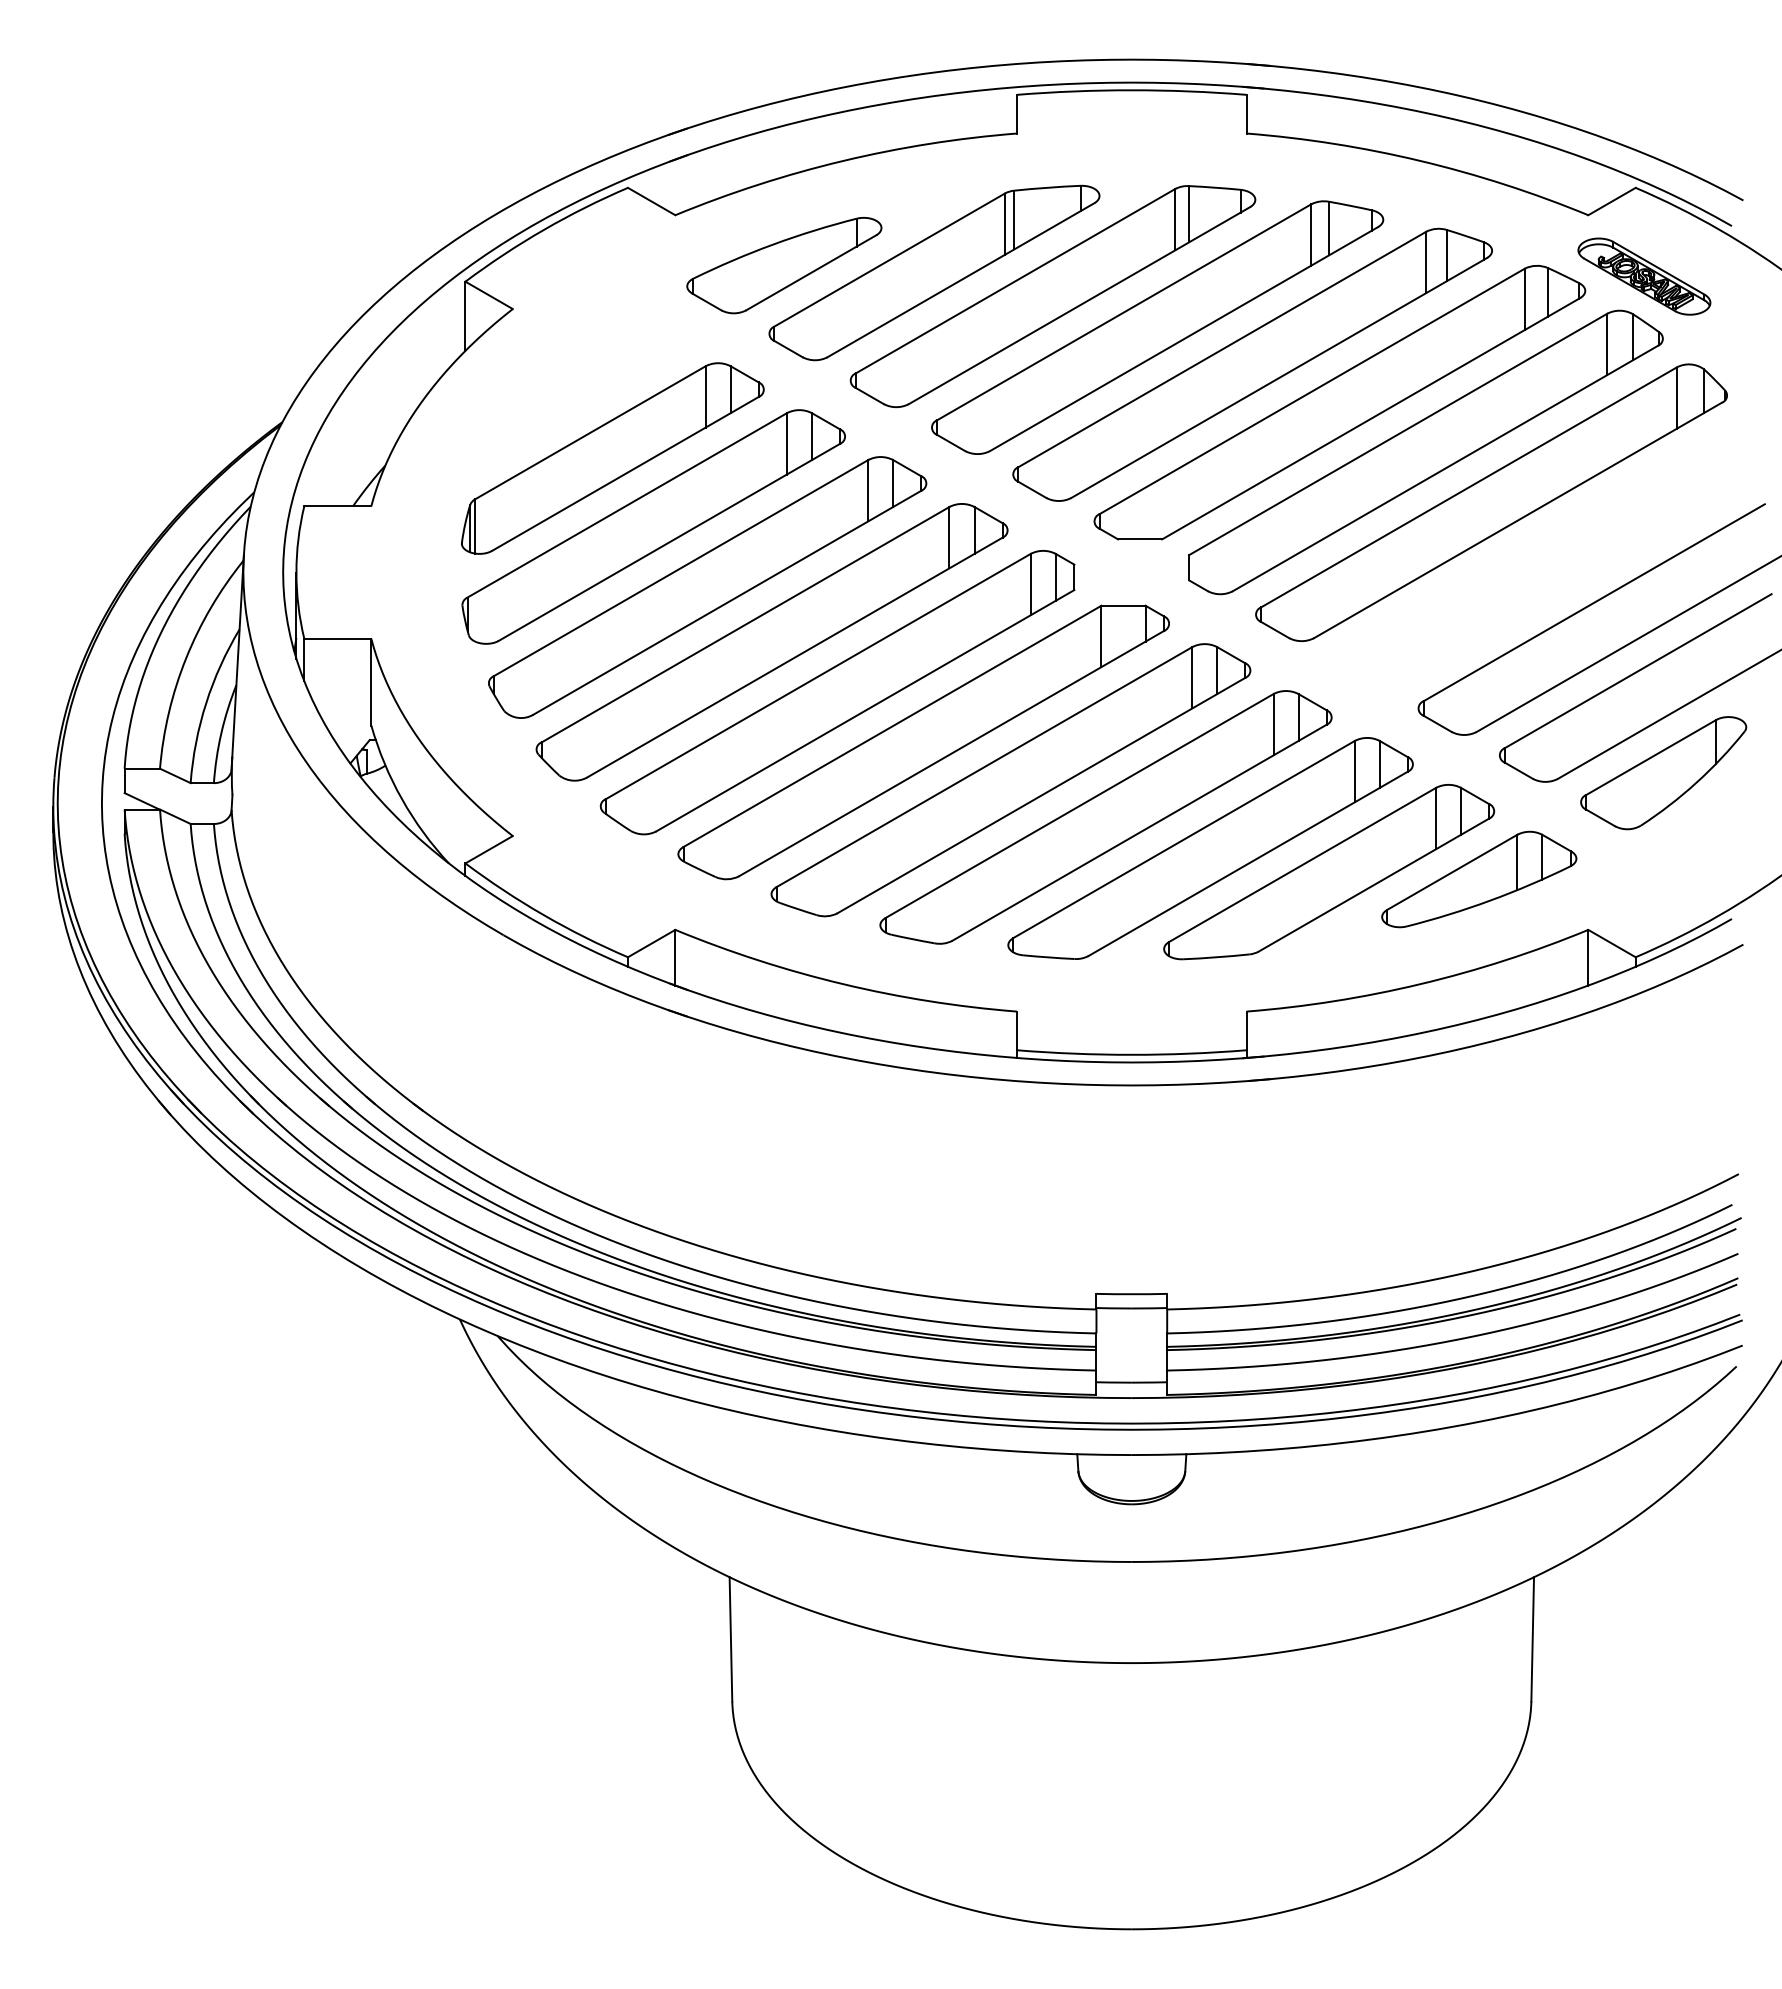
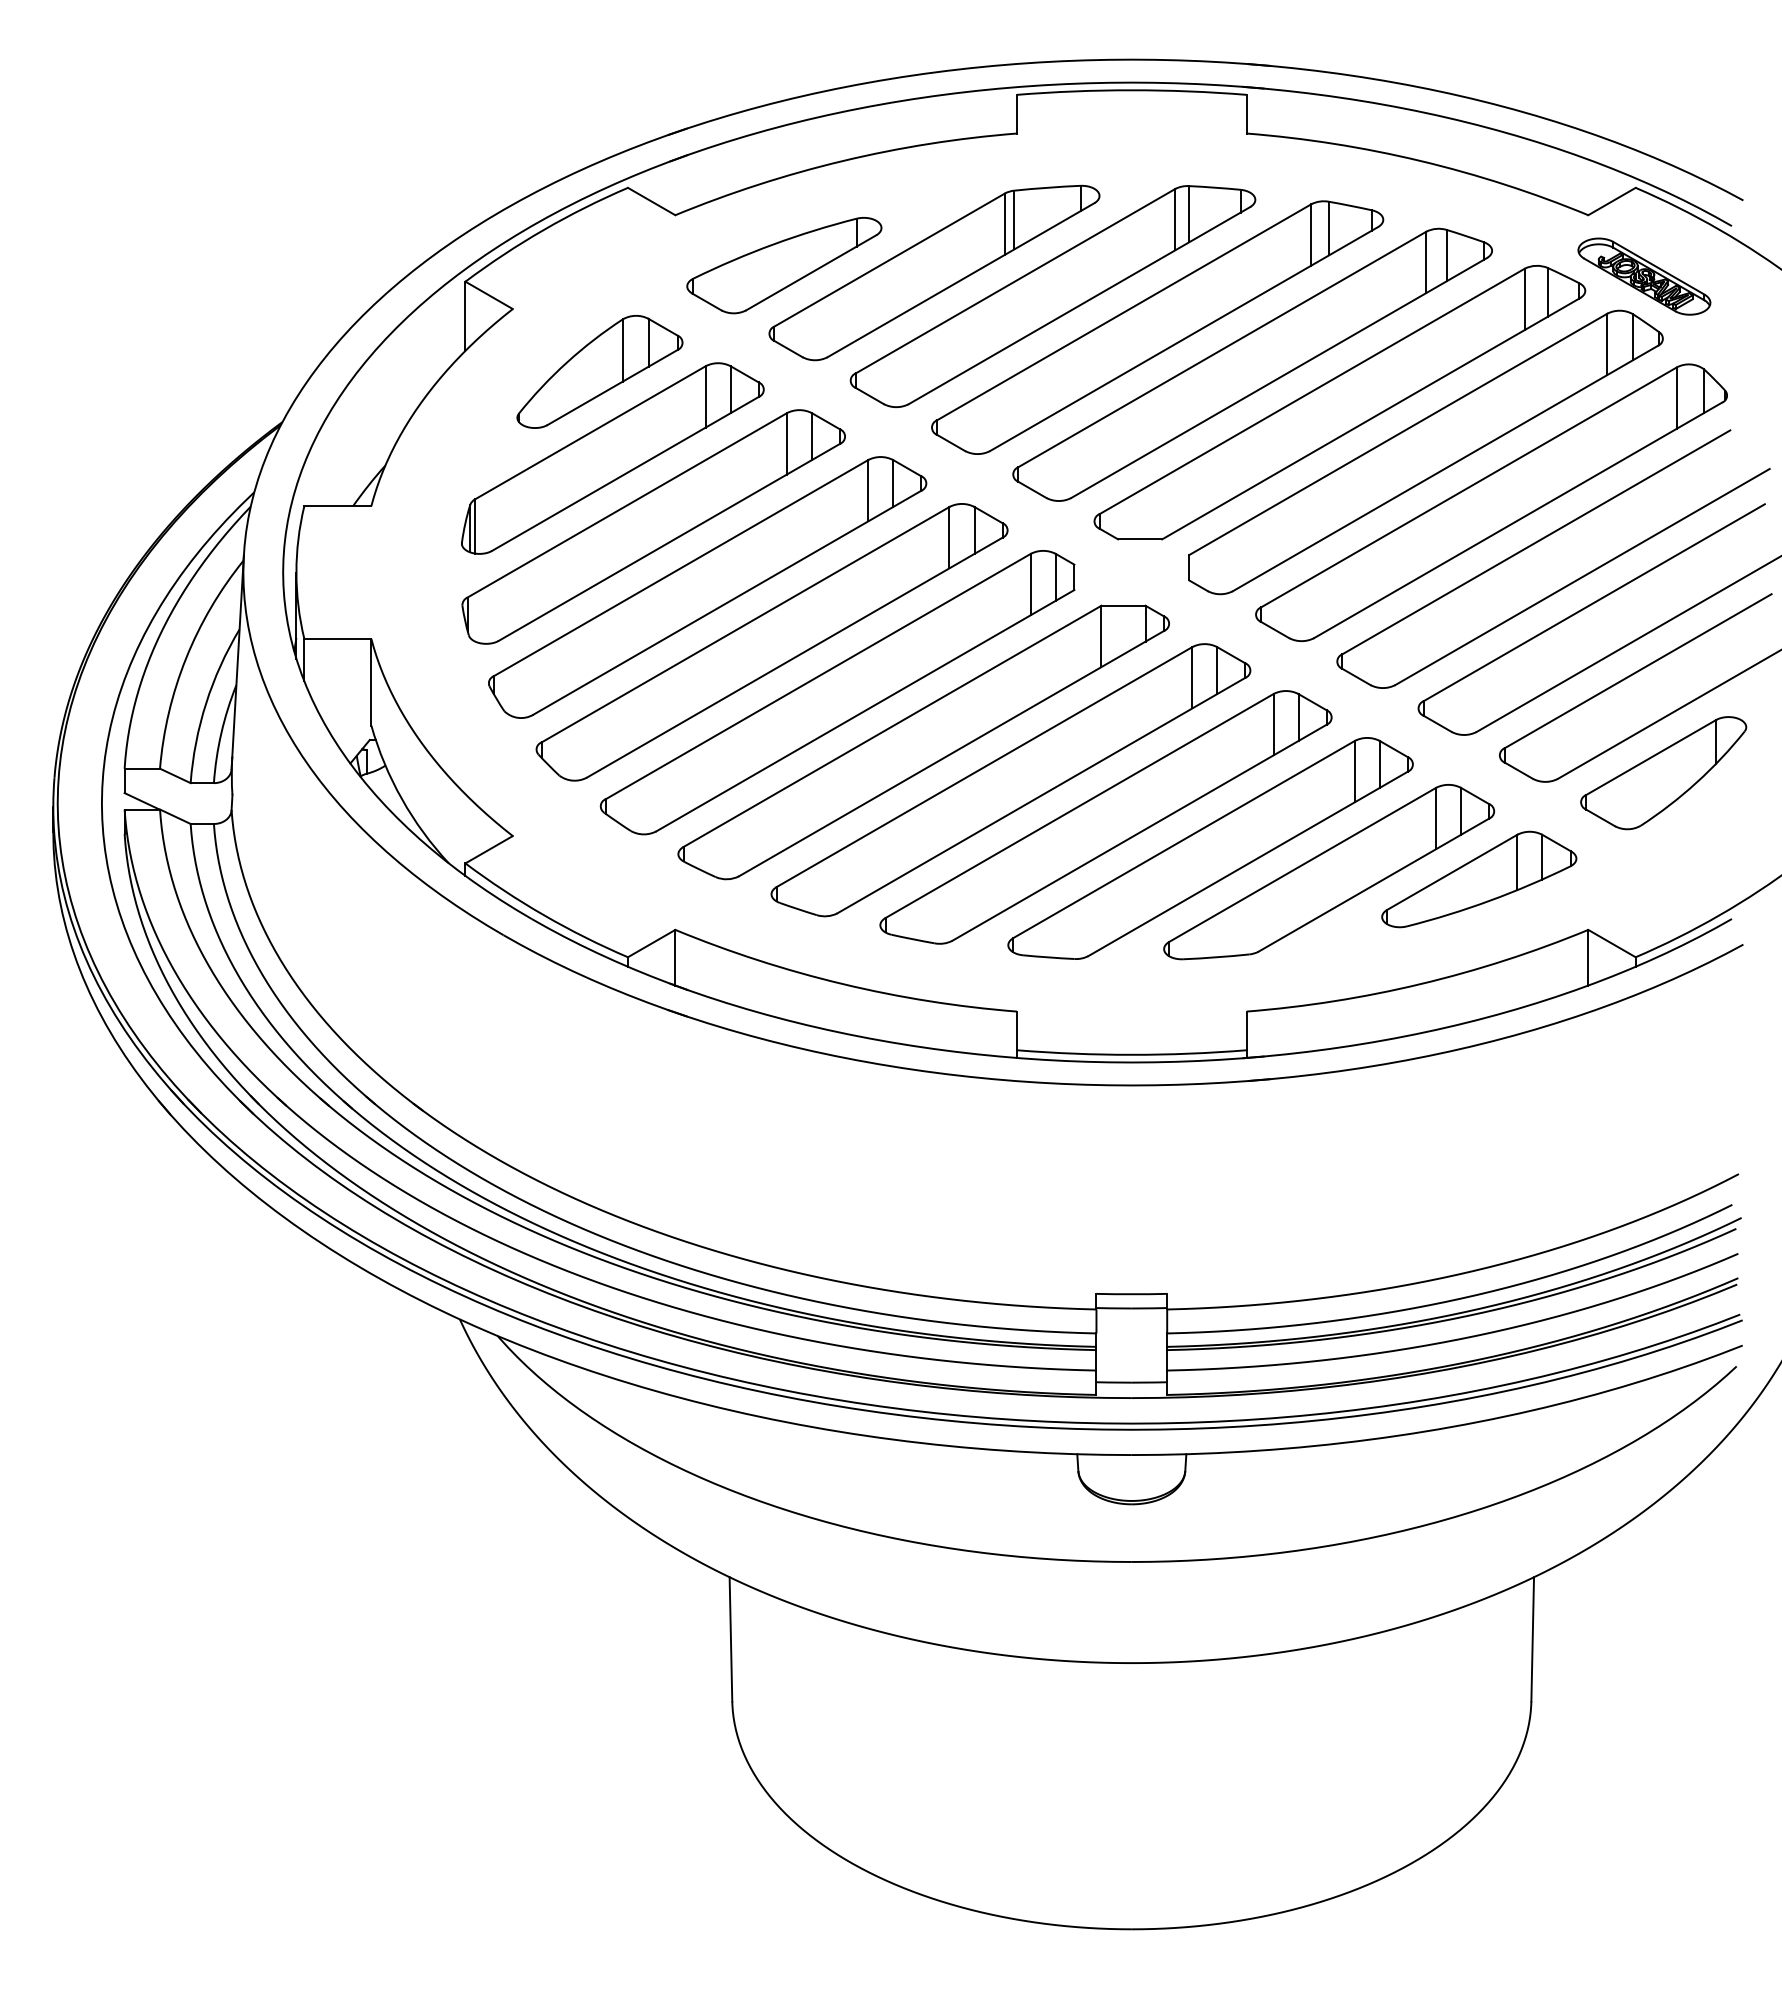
part: none -> present (599, 371)
part: none -> present (1543, 539)
